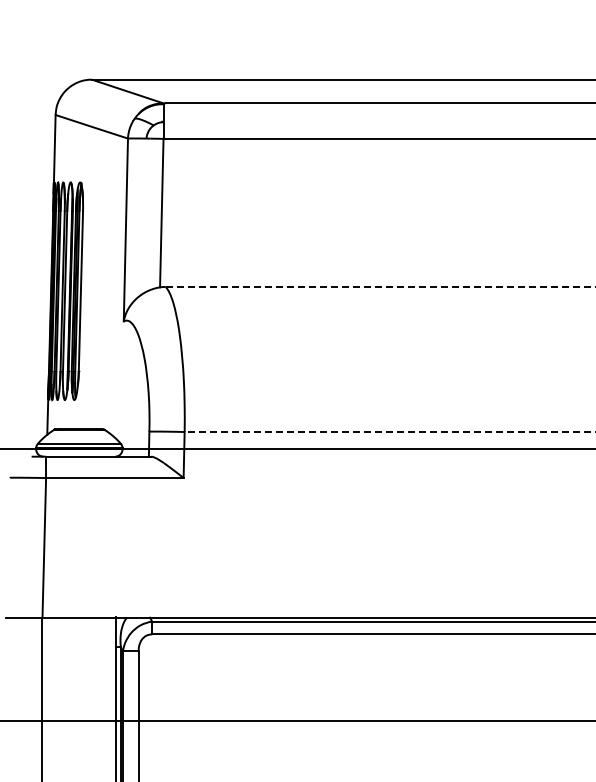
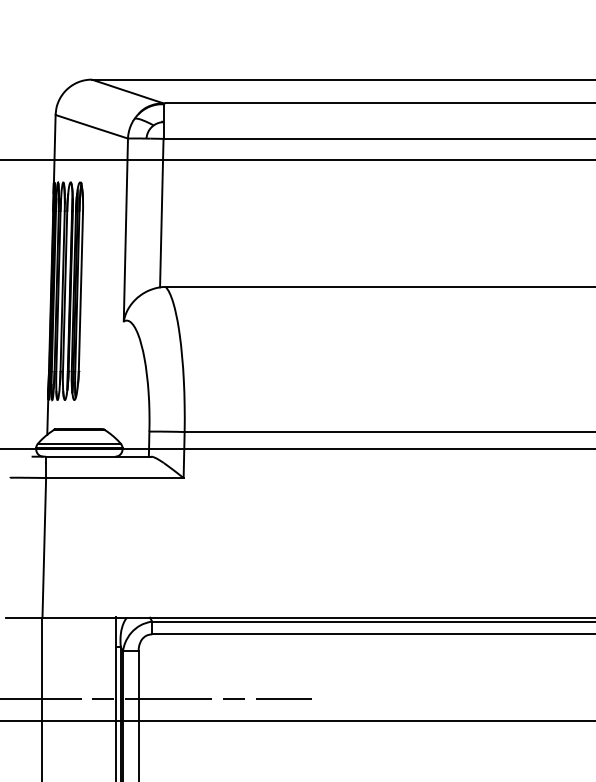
line: none -> present (297, 159)
line: dashed -> solid (380, 286)
line: dashed -> solid (389, 432)
line: none -> present (156, 699)
